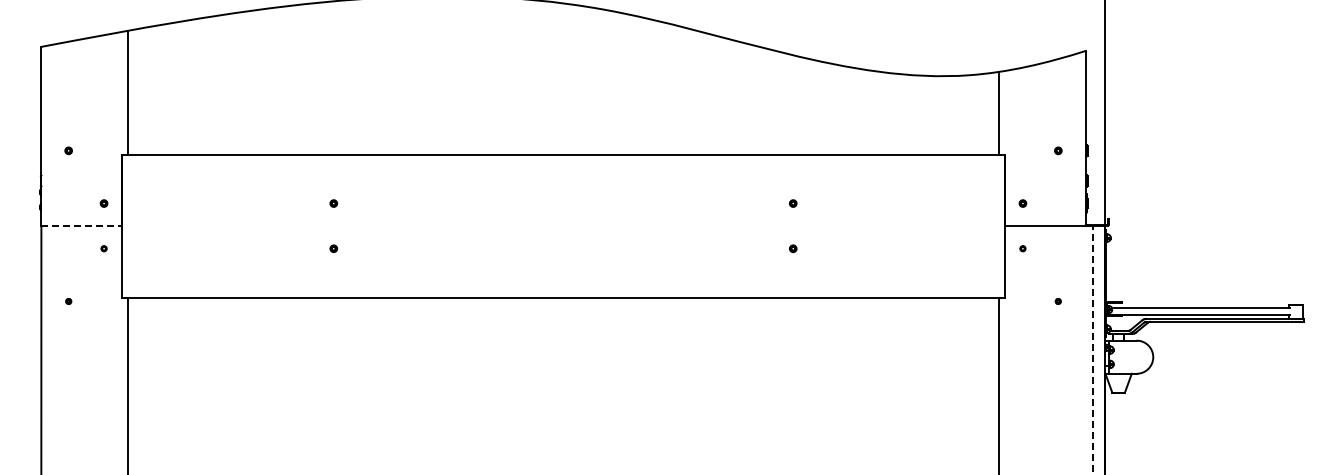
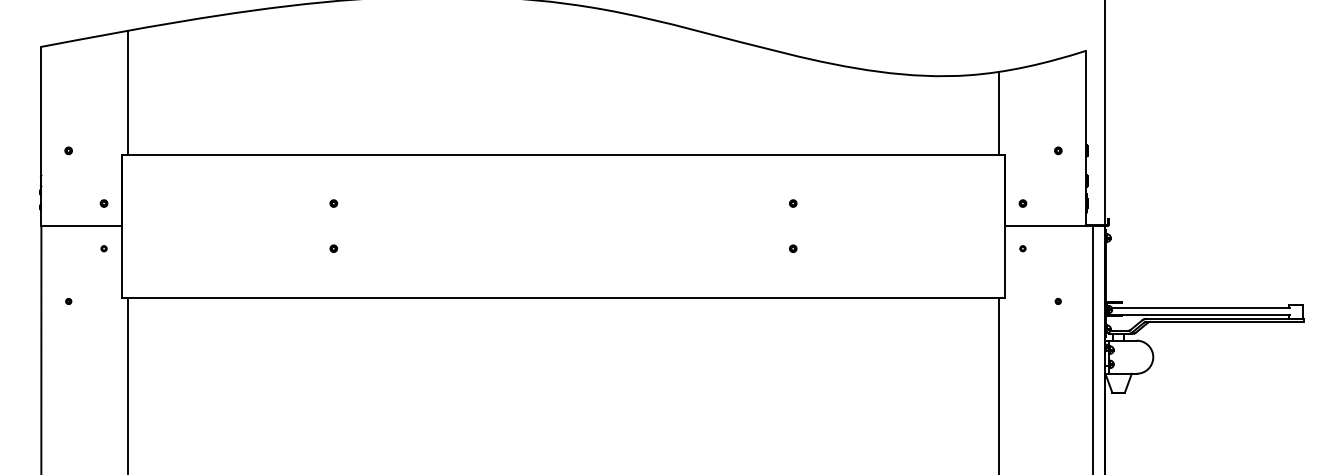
line: dashed -> solid (82, 226)
line: dashed -> solid (1093, 350)
